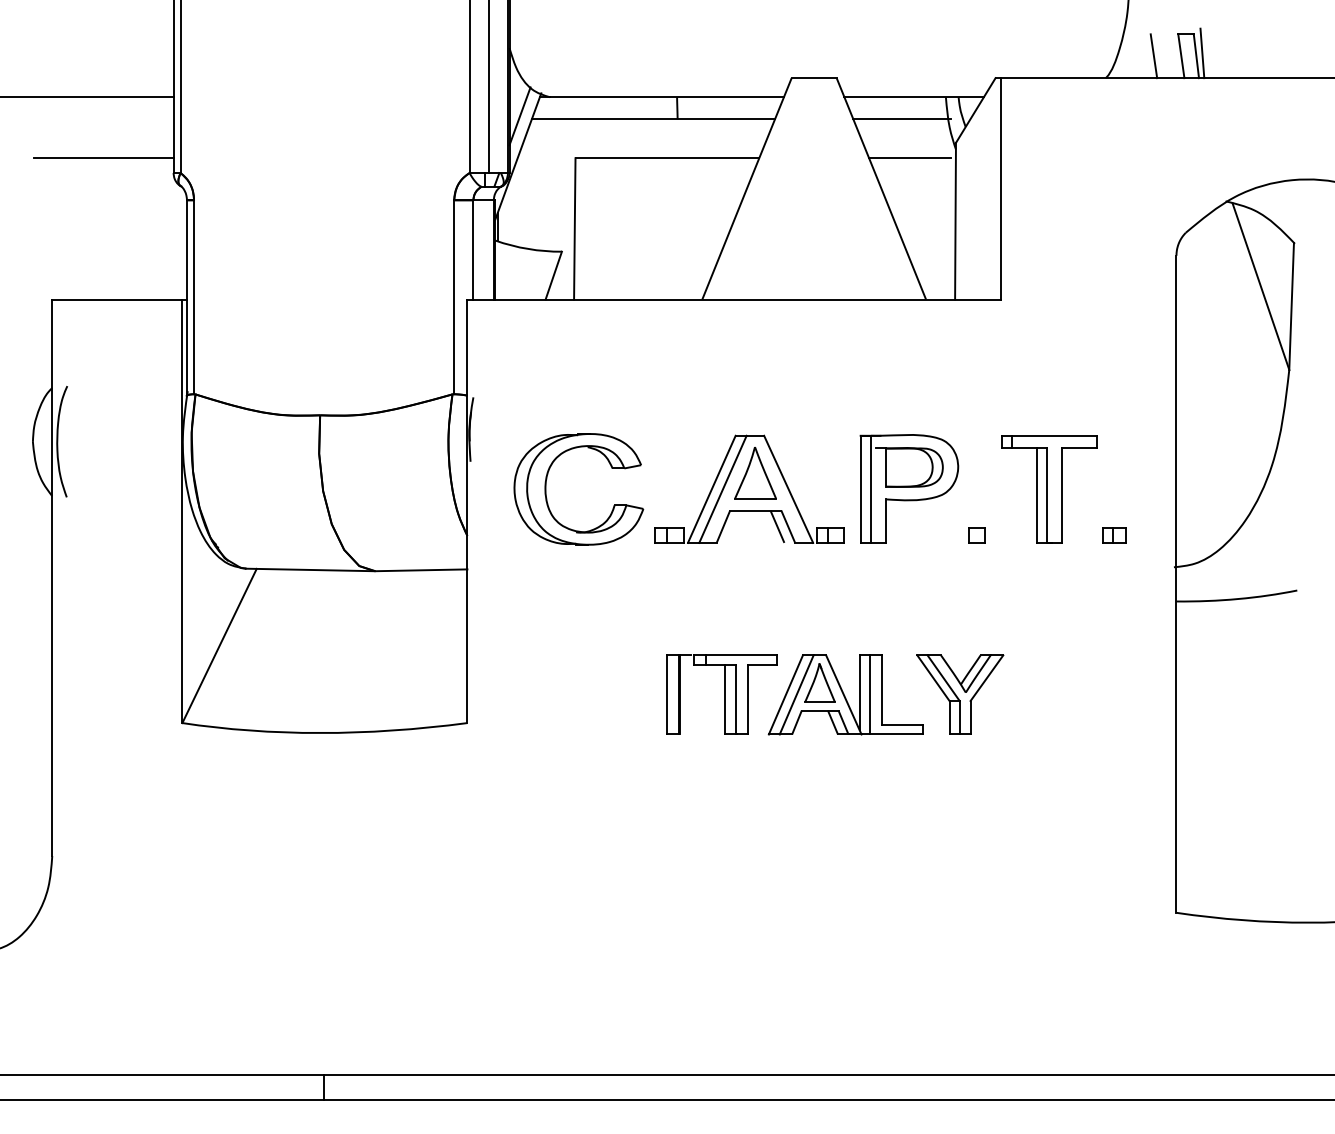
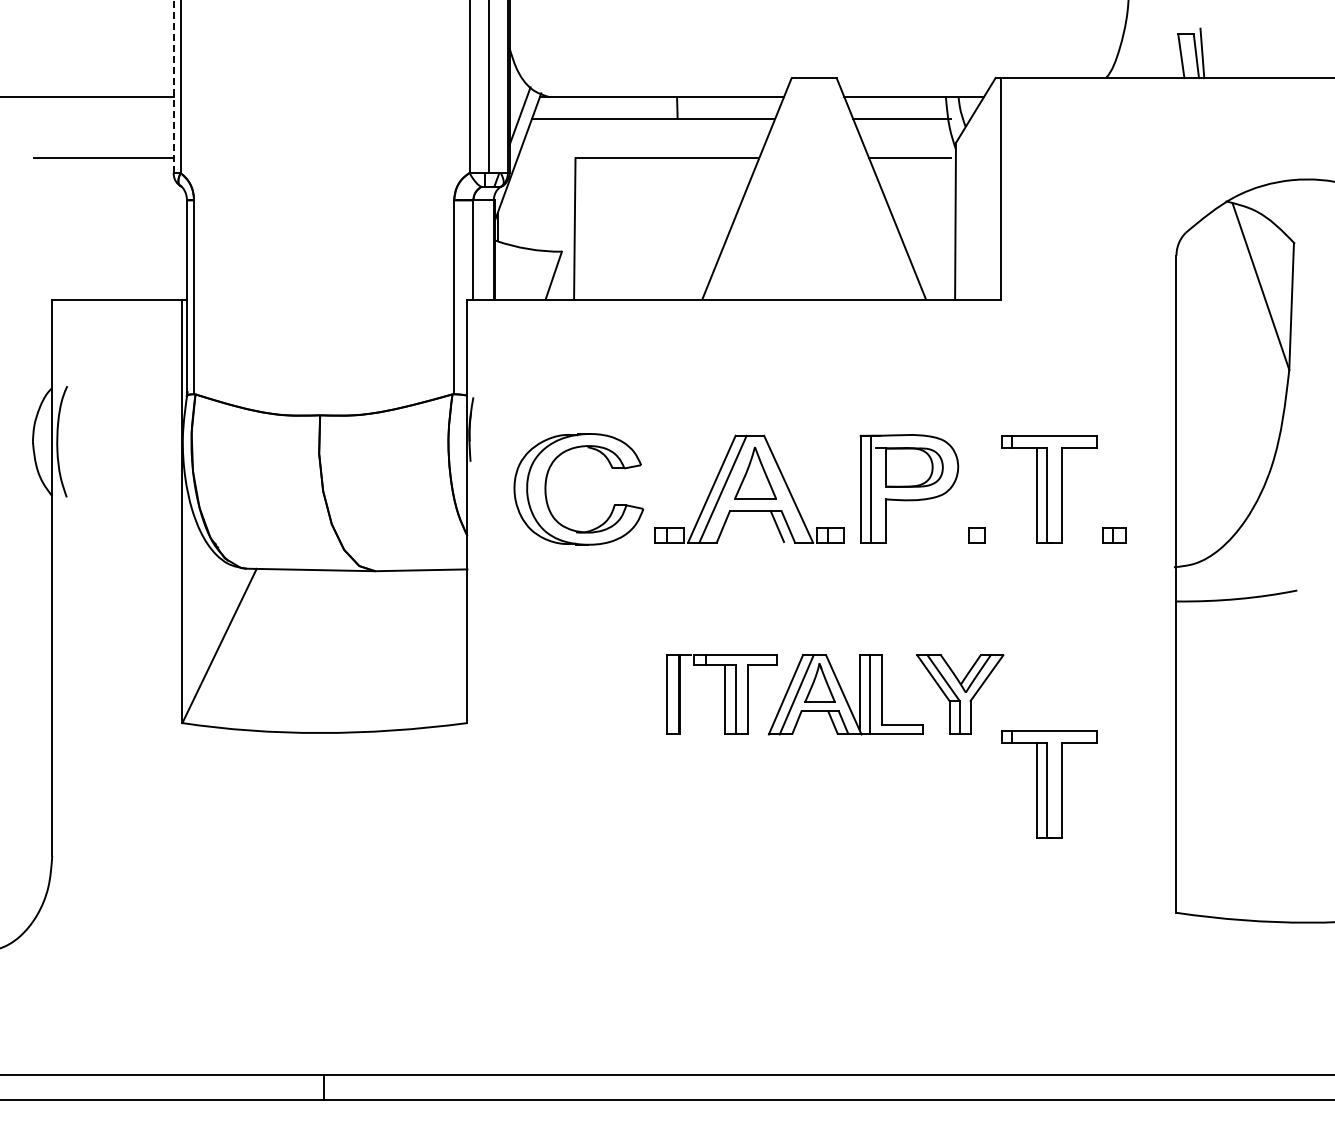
line: present -> none (1153, 56)
line: solid -> dashed (173, 87)
part: none -> present (1049, 784)
